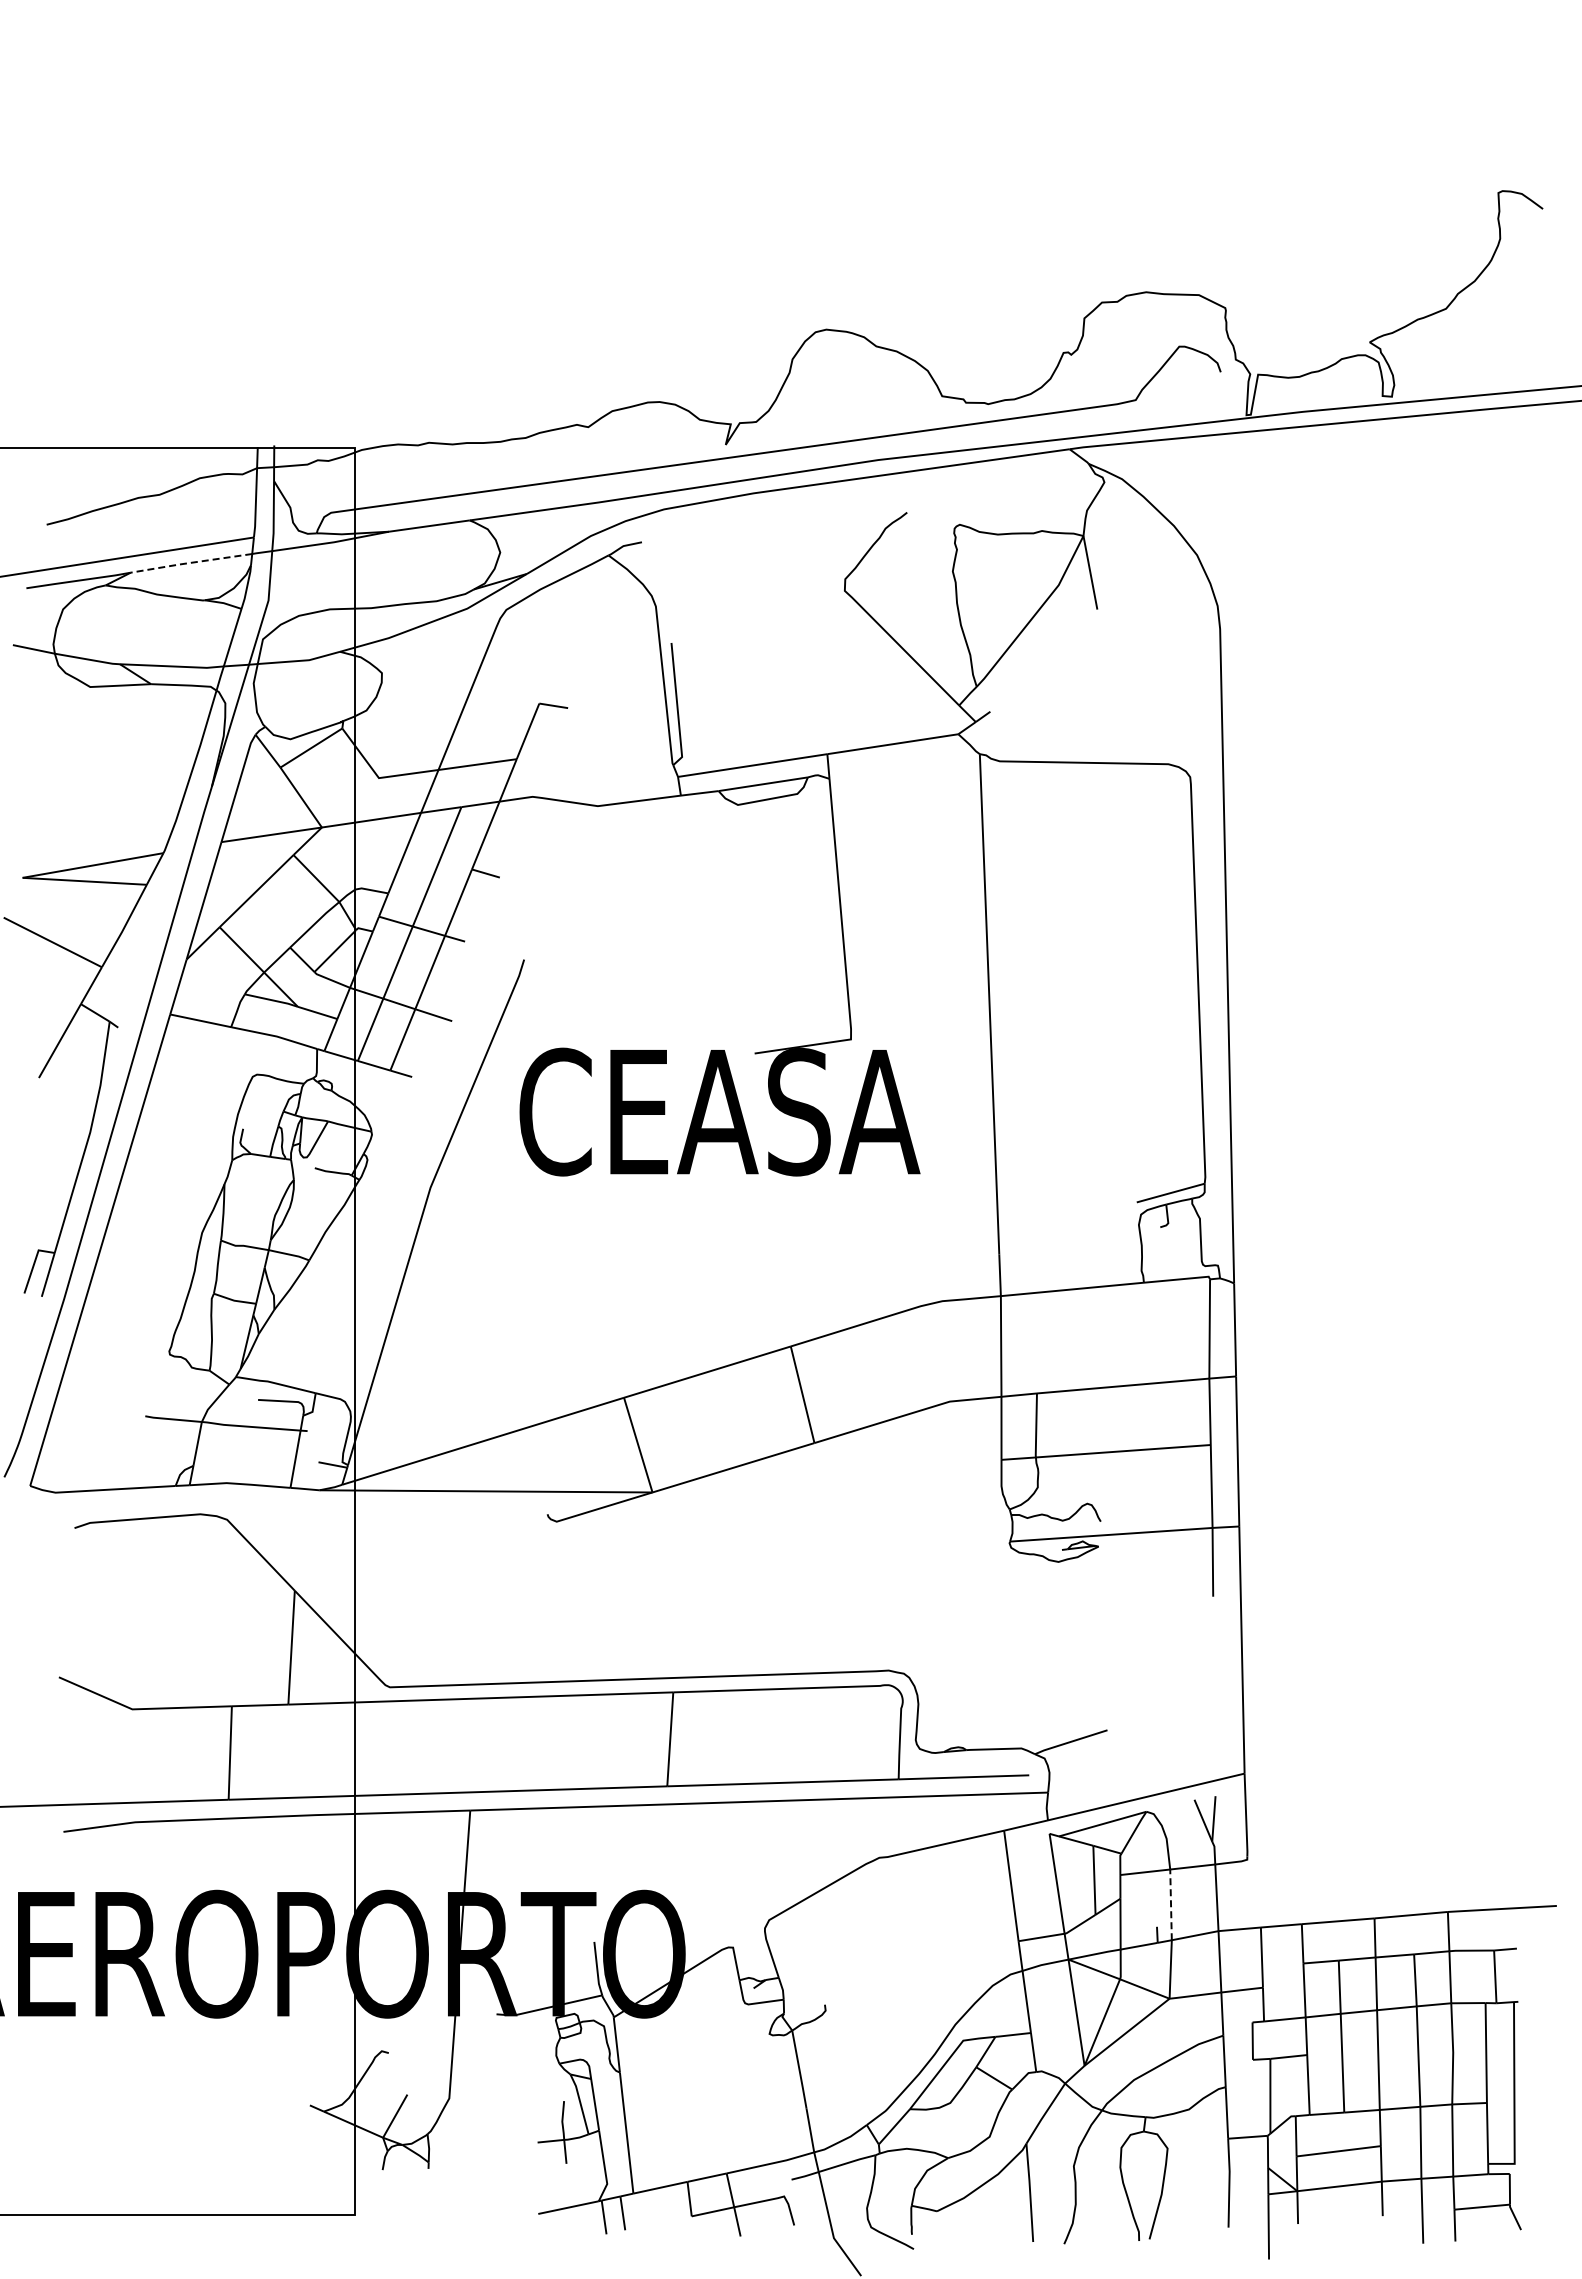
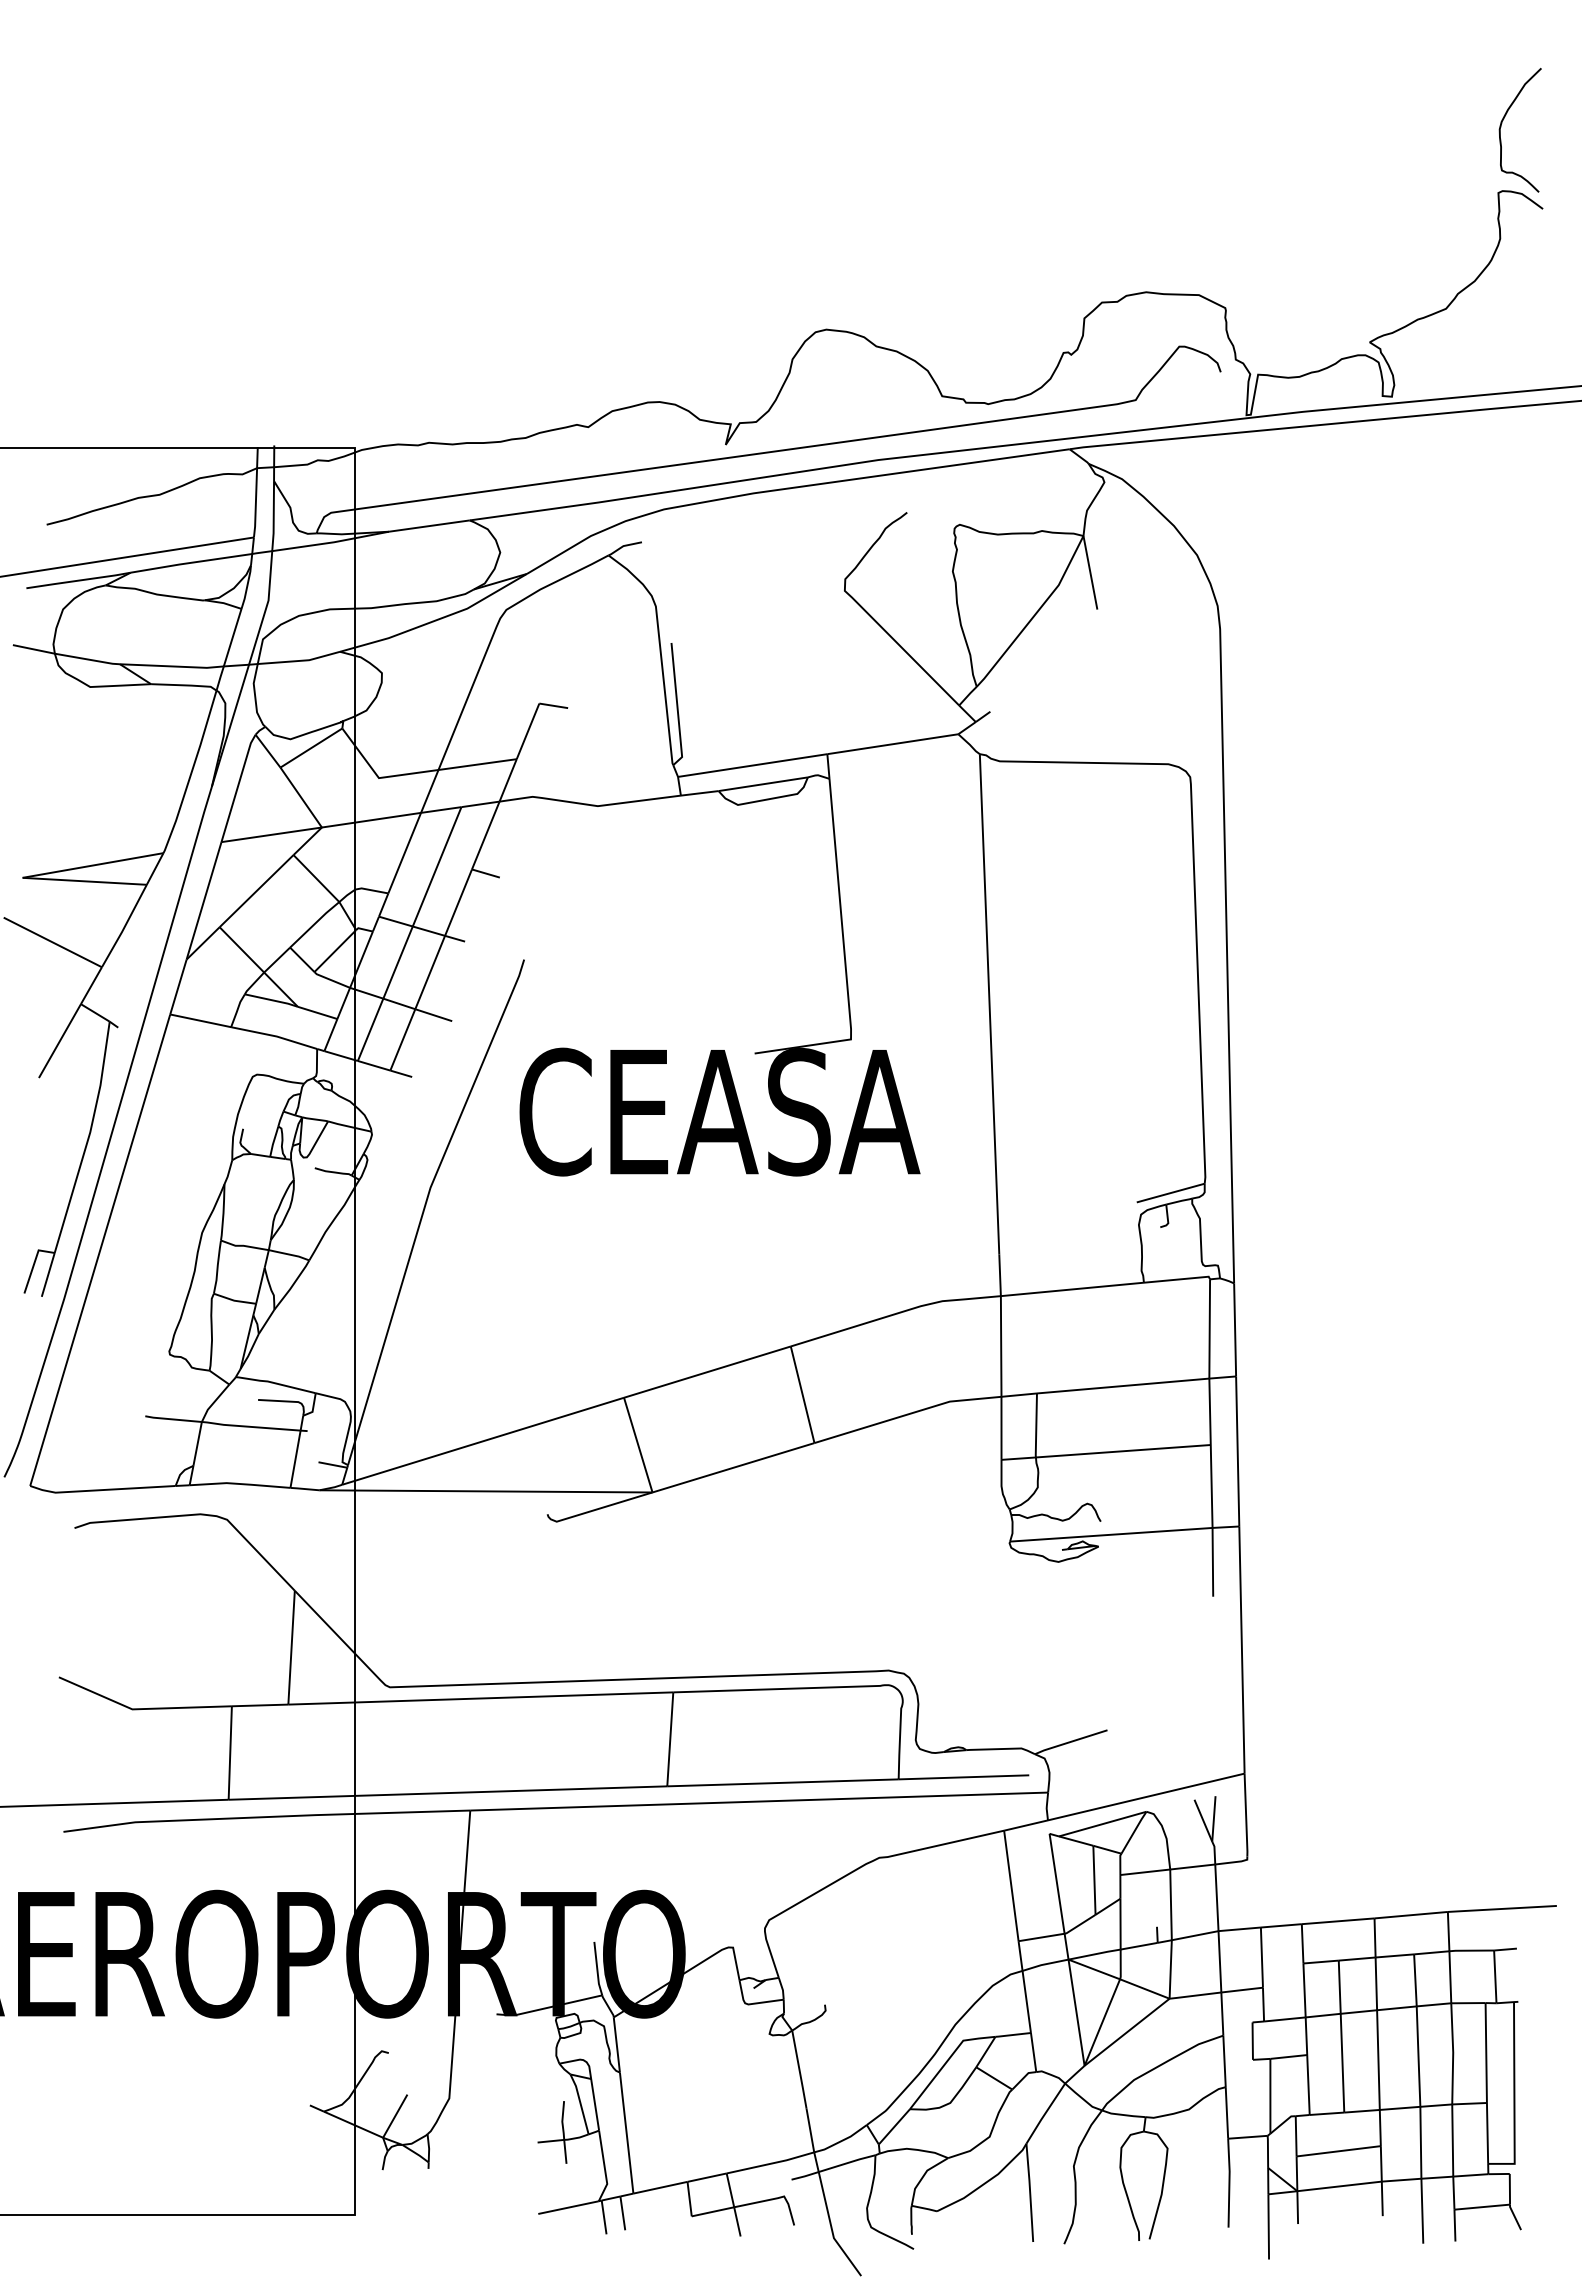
curve: none -> present (1501, 127)
line: dashed -> solid (190, 562)
line: dashed -> solid (1171, 1904)
